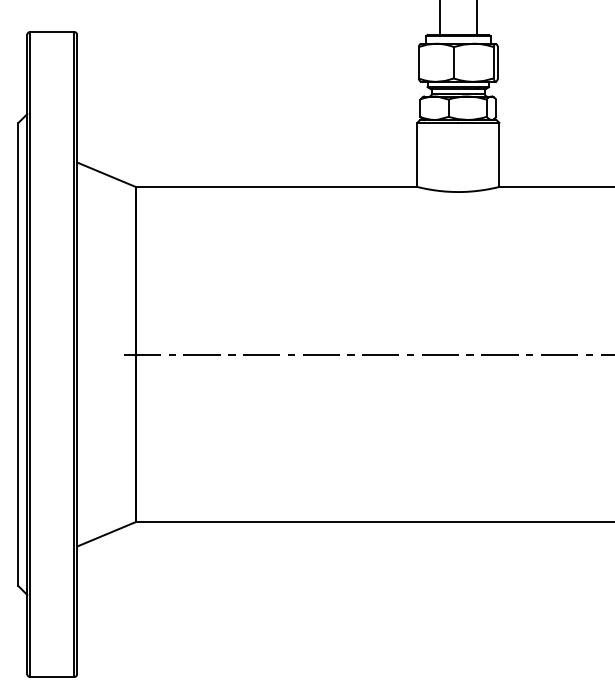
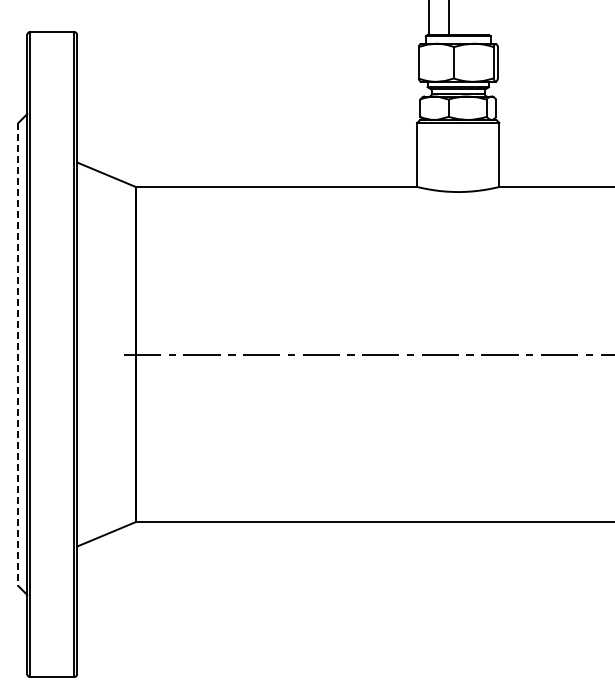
line position: (439, 18) -> (428, 18) (428, 18)
line position: (476, 18) -> (448, 18) (448, 18)
line: solid -> dashed (18, 354)
